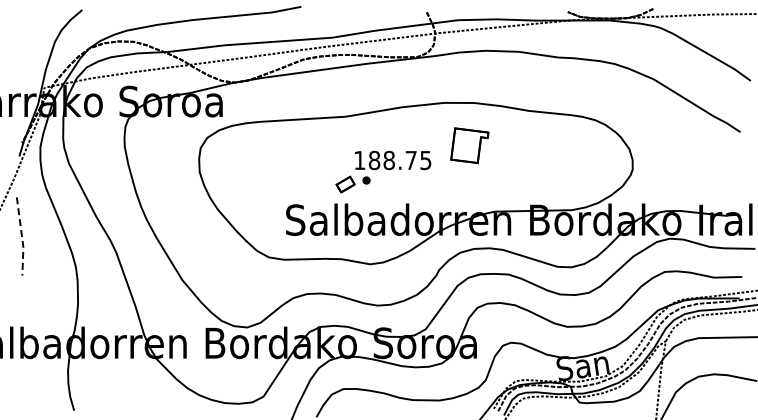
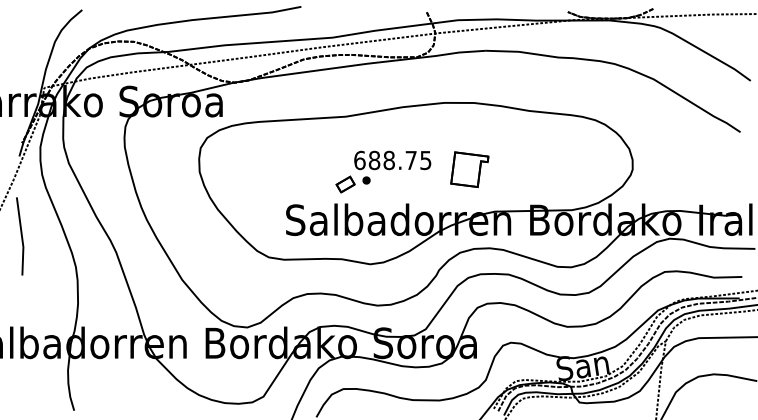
part position: (469, 145) -> (469, 169) (469, 169)
text: 188.75 -> 688.75 (359, 160)
line: dashed -> solid (22, 237)
